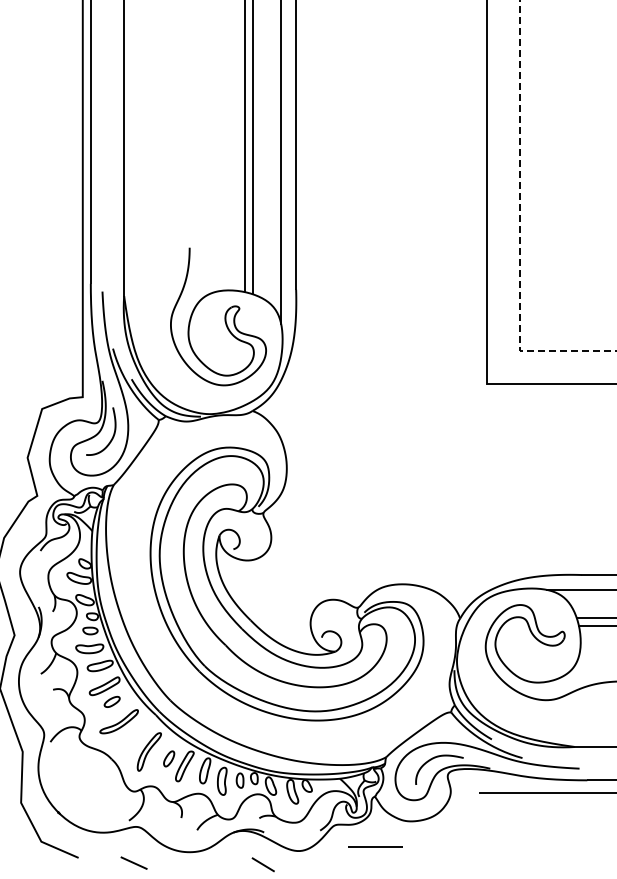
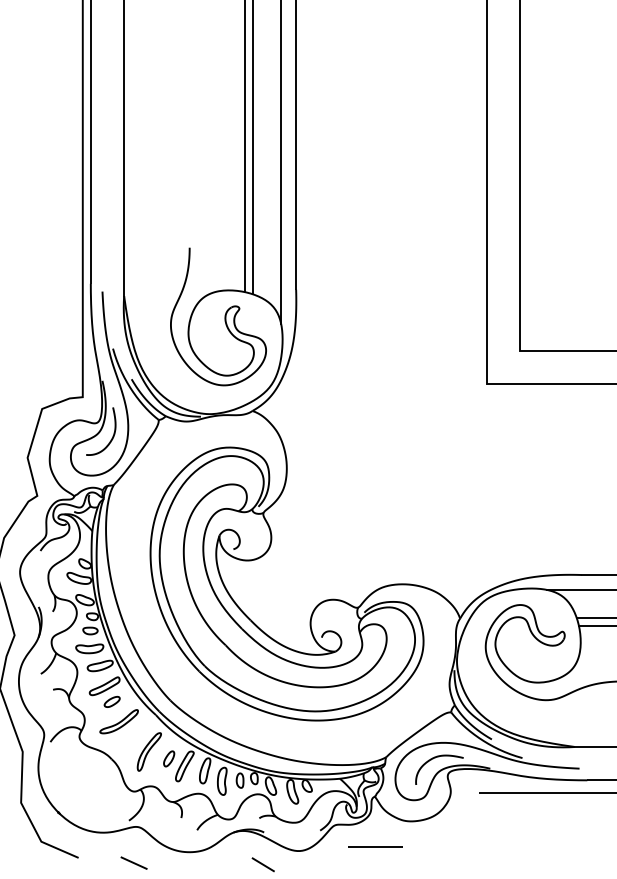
line: dashed -> solid (520, 256)
